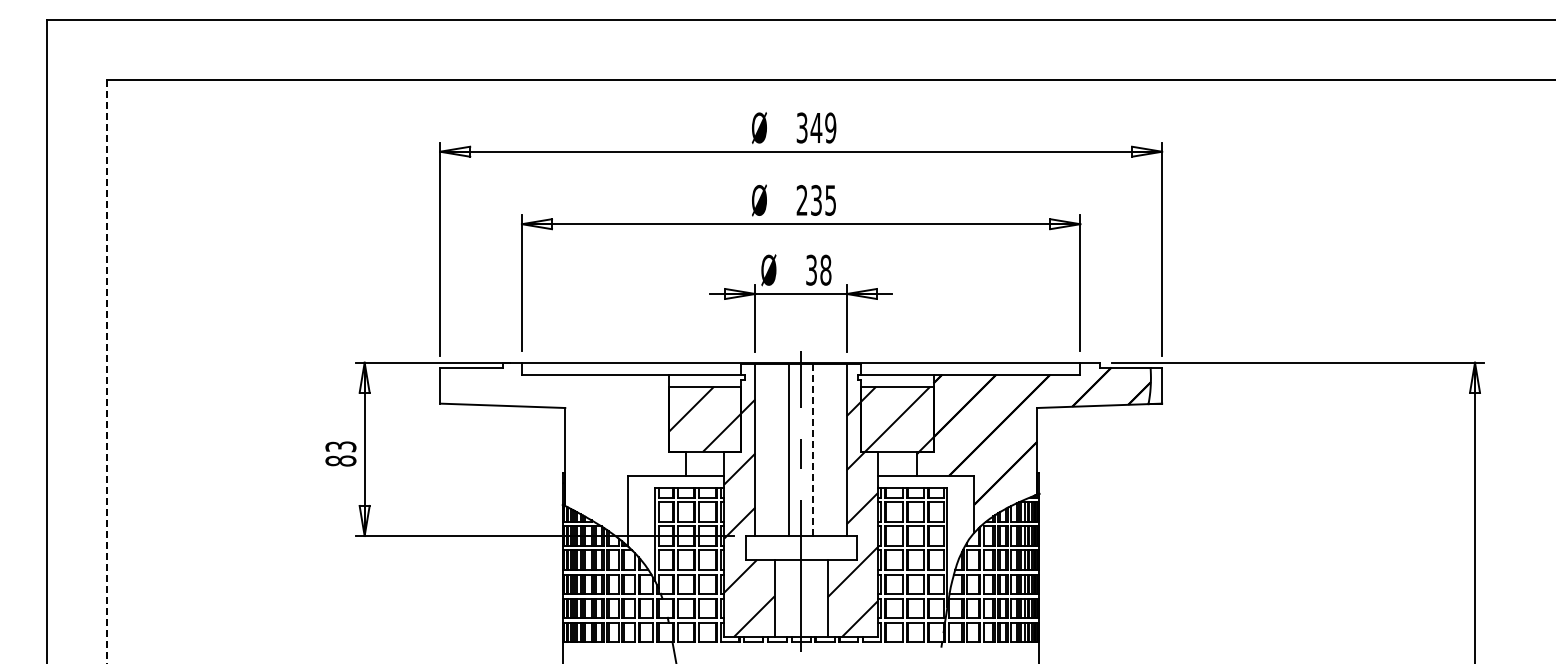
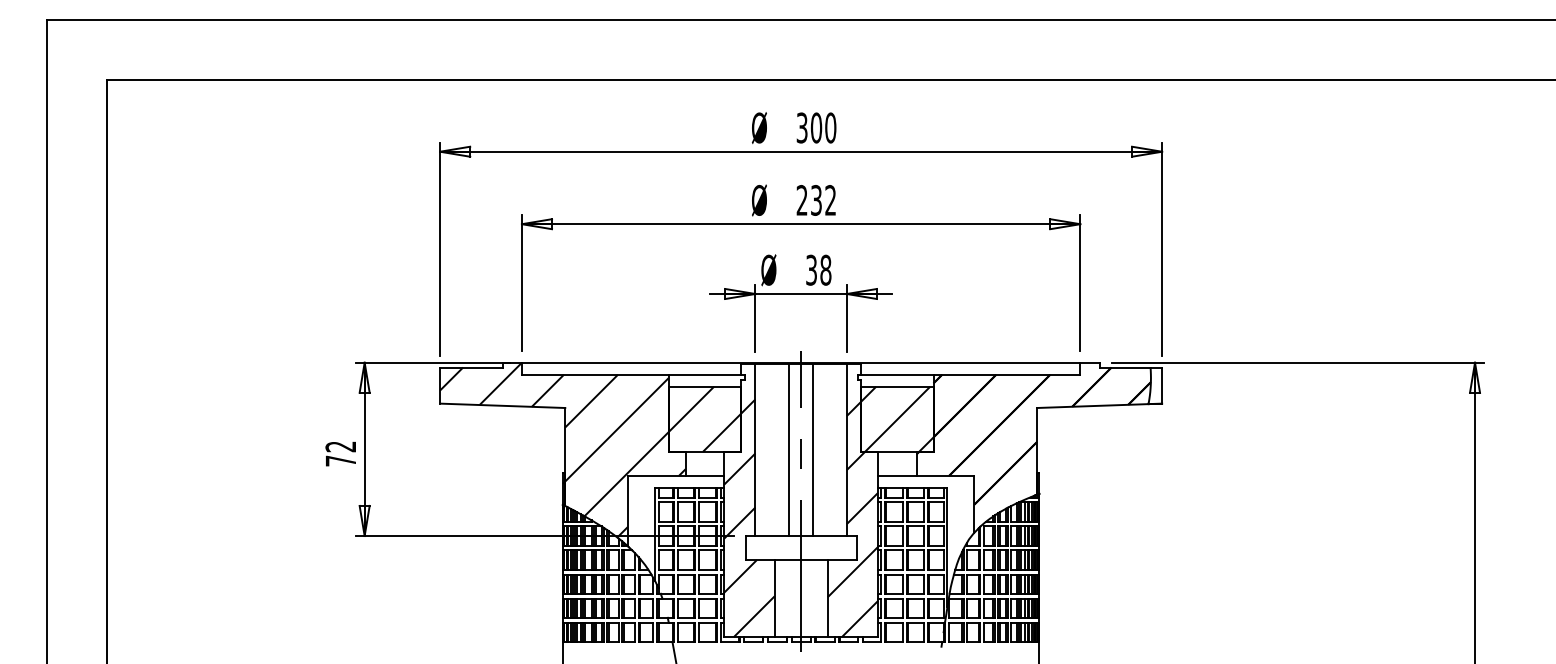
text: 349 -> 300 (823, 127)
text: 235 -> 232 (830, 200)
line: dashed -> solid (106, 371)
hatch: none -> present (562, 449)
line: dashed -> solid (813, 449)
text: 83 -> 72 (340, 453)
